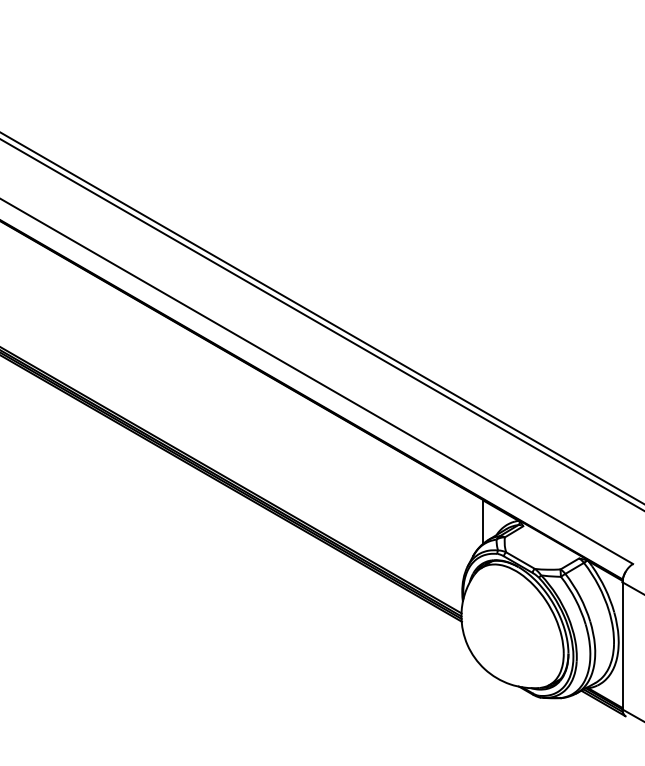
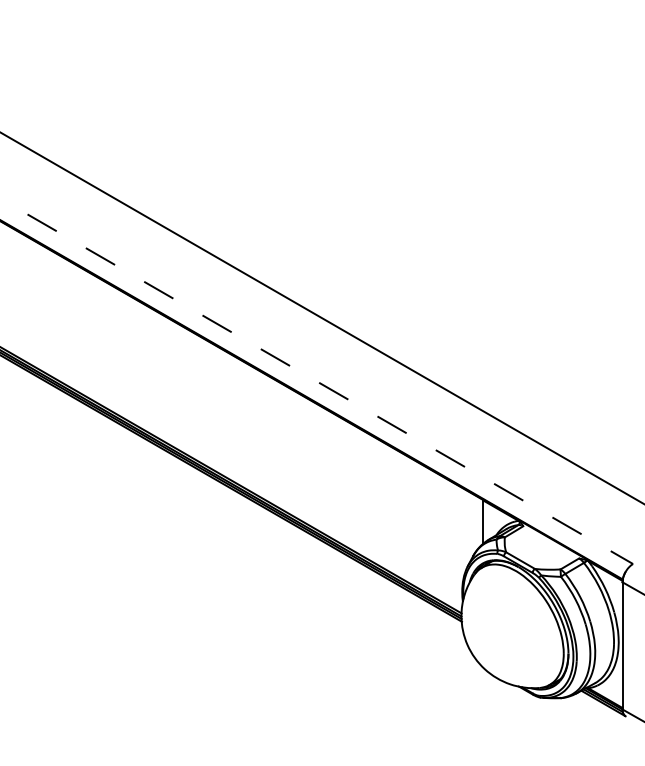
line: present -> none (321, 324)
line: solid -> dashed (317, 381)
